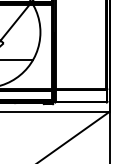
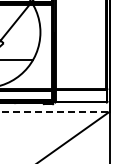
line: solid -> dashed (54, 111)
